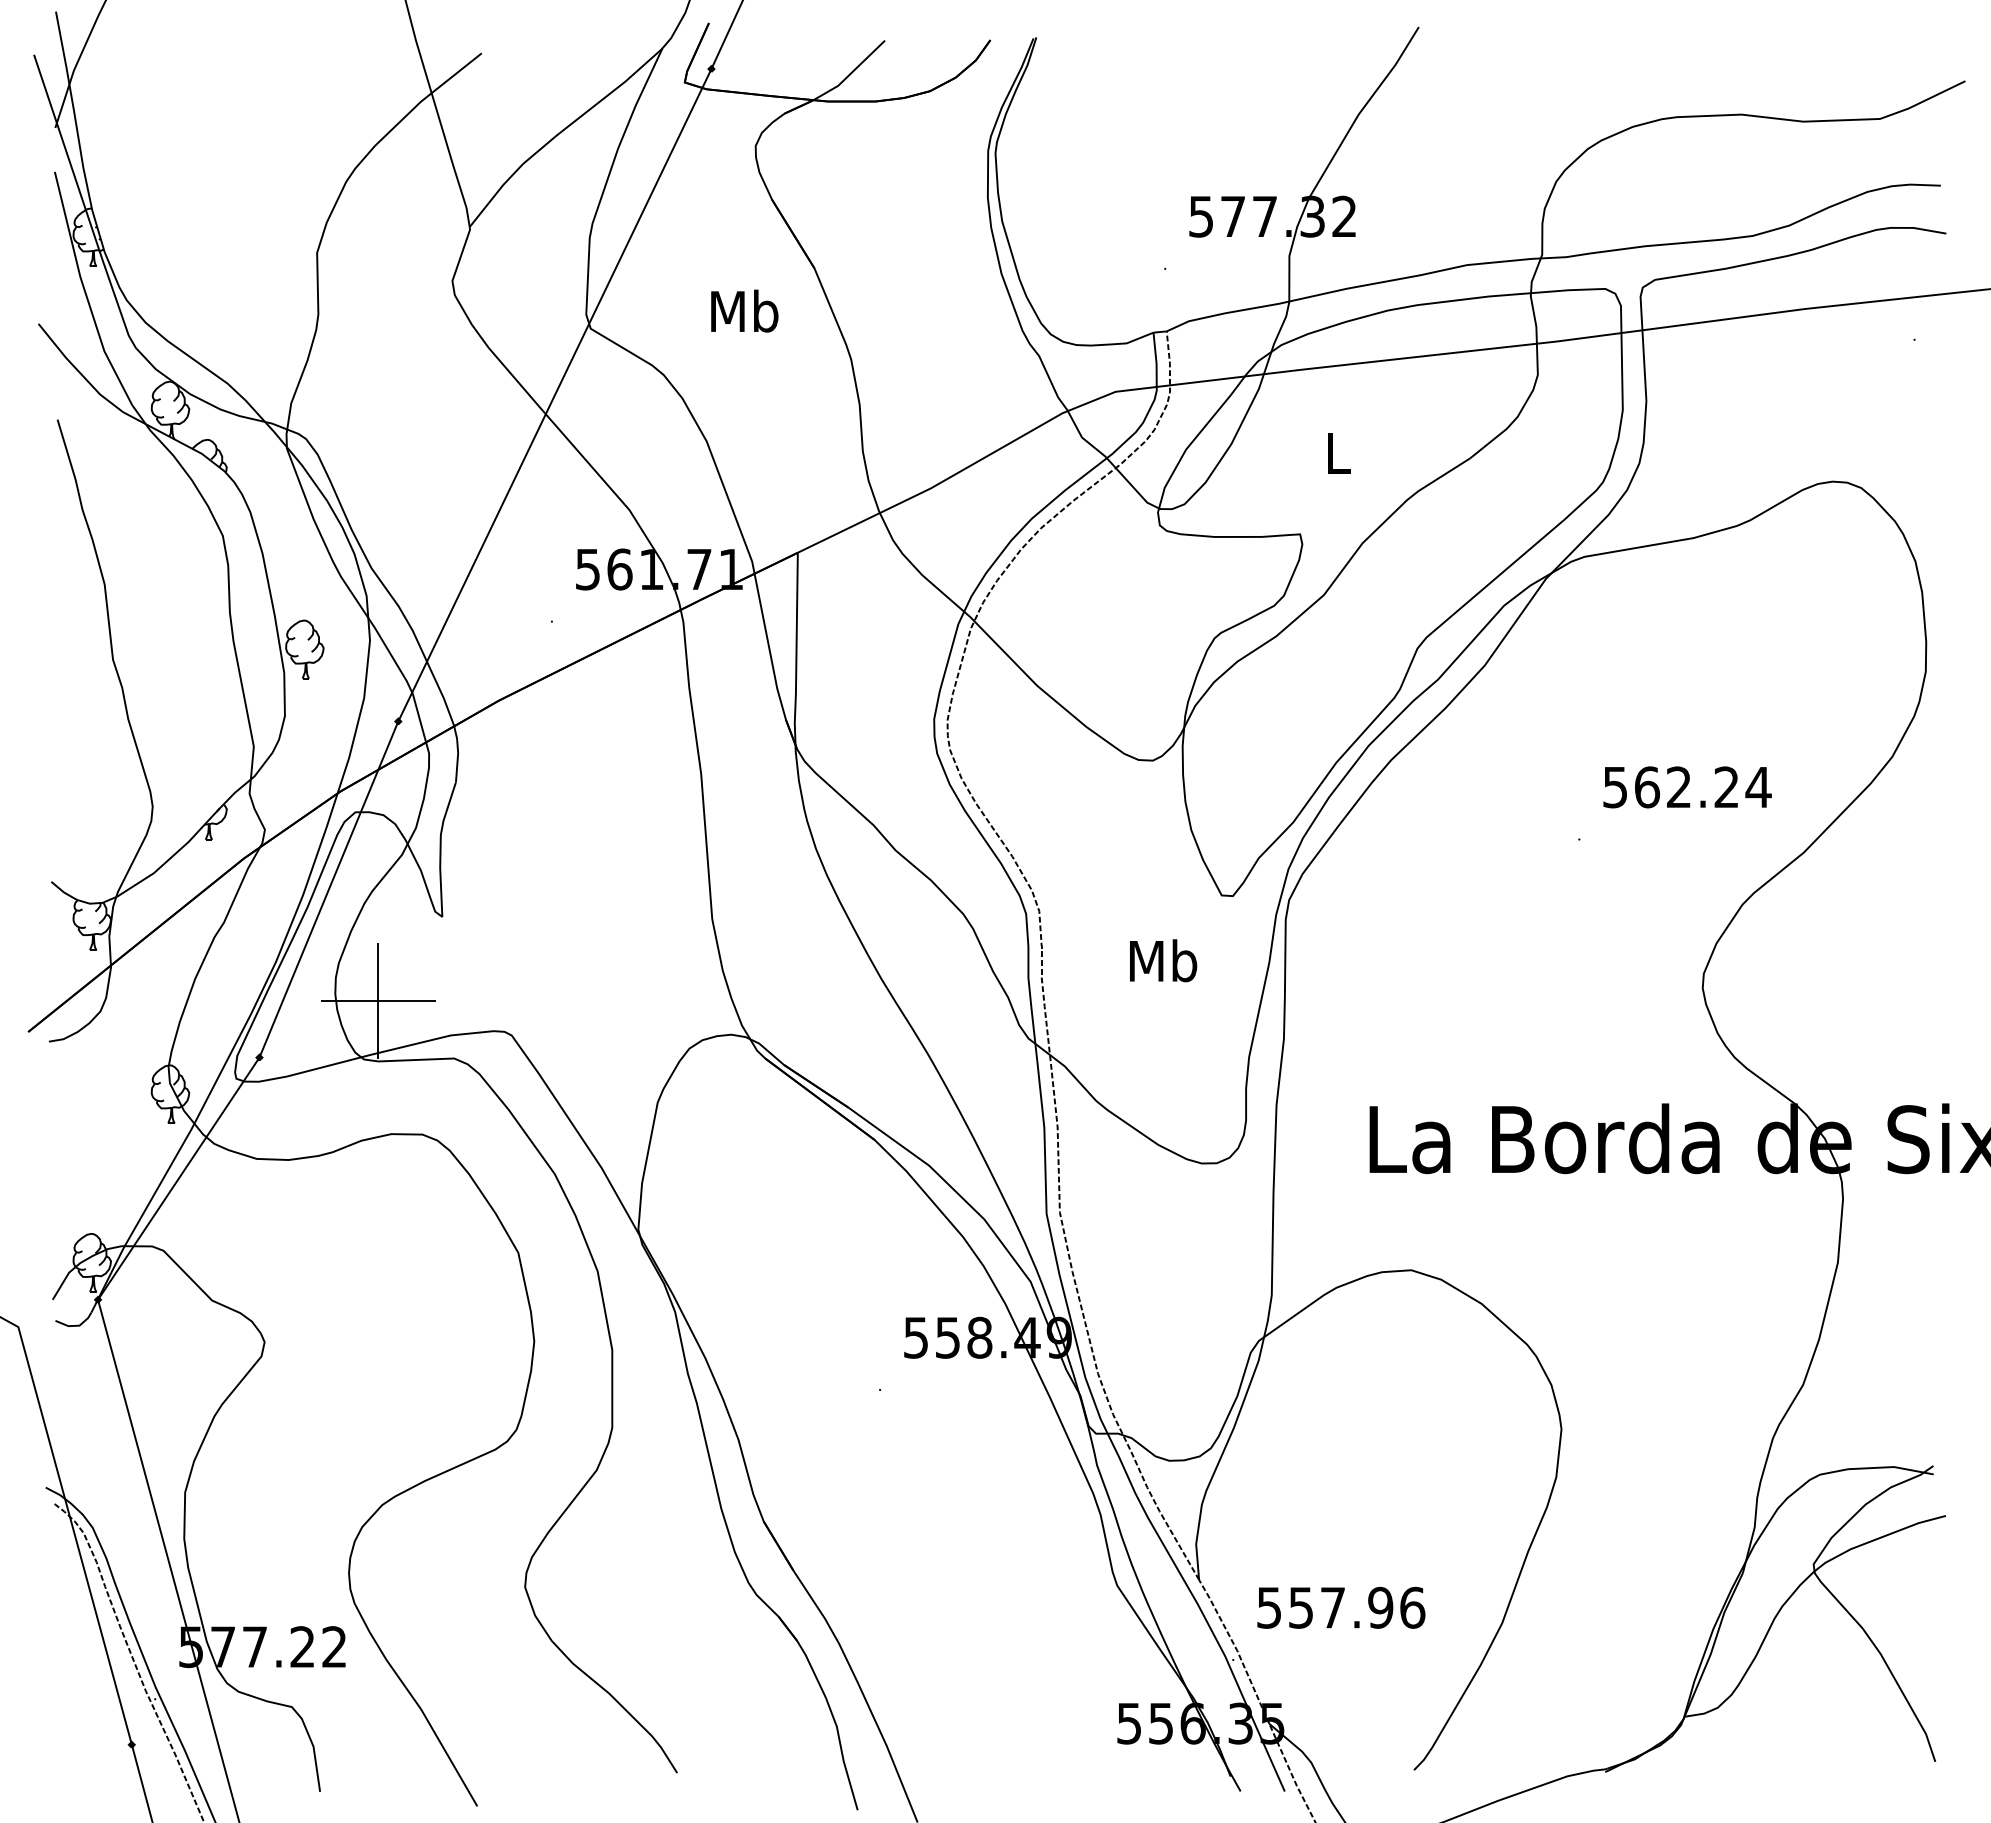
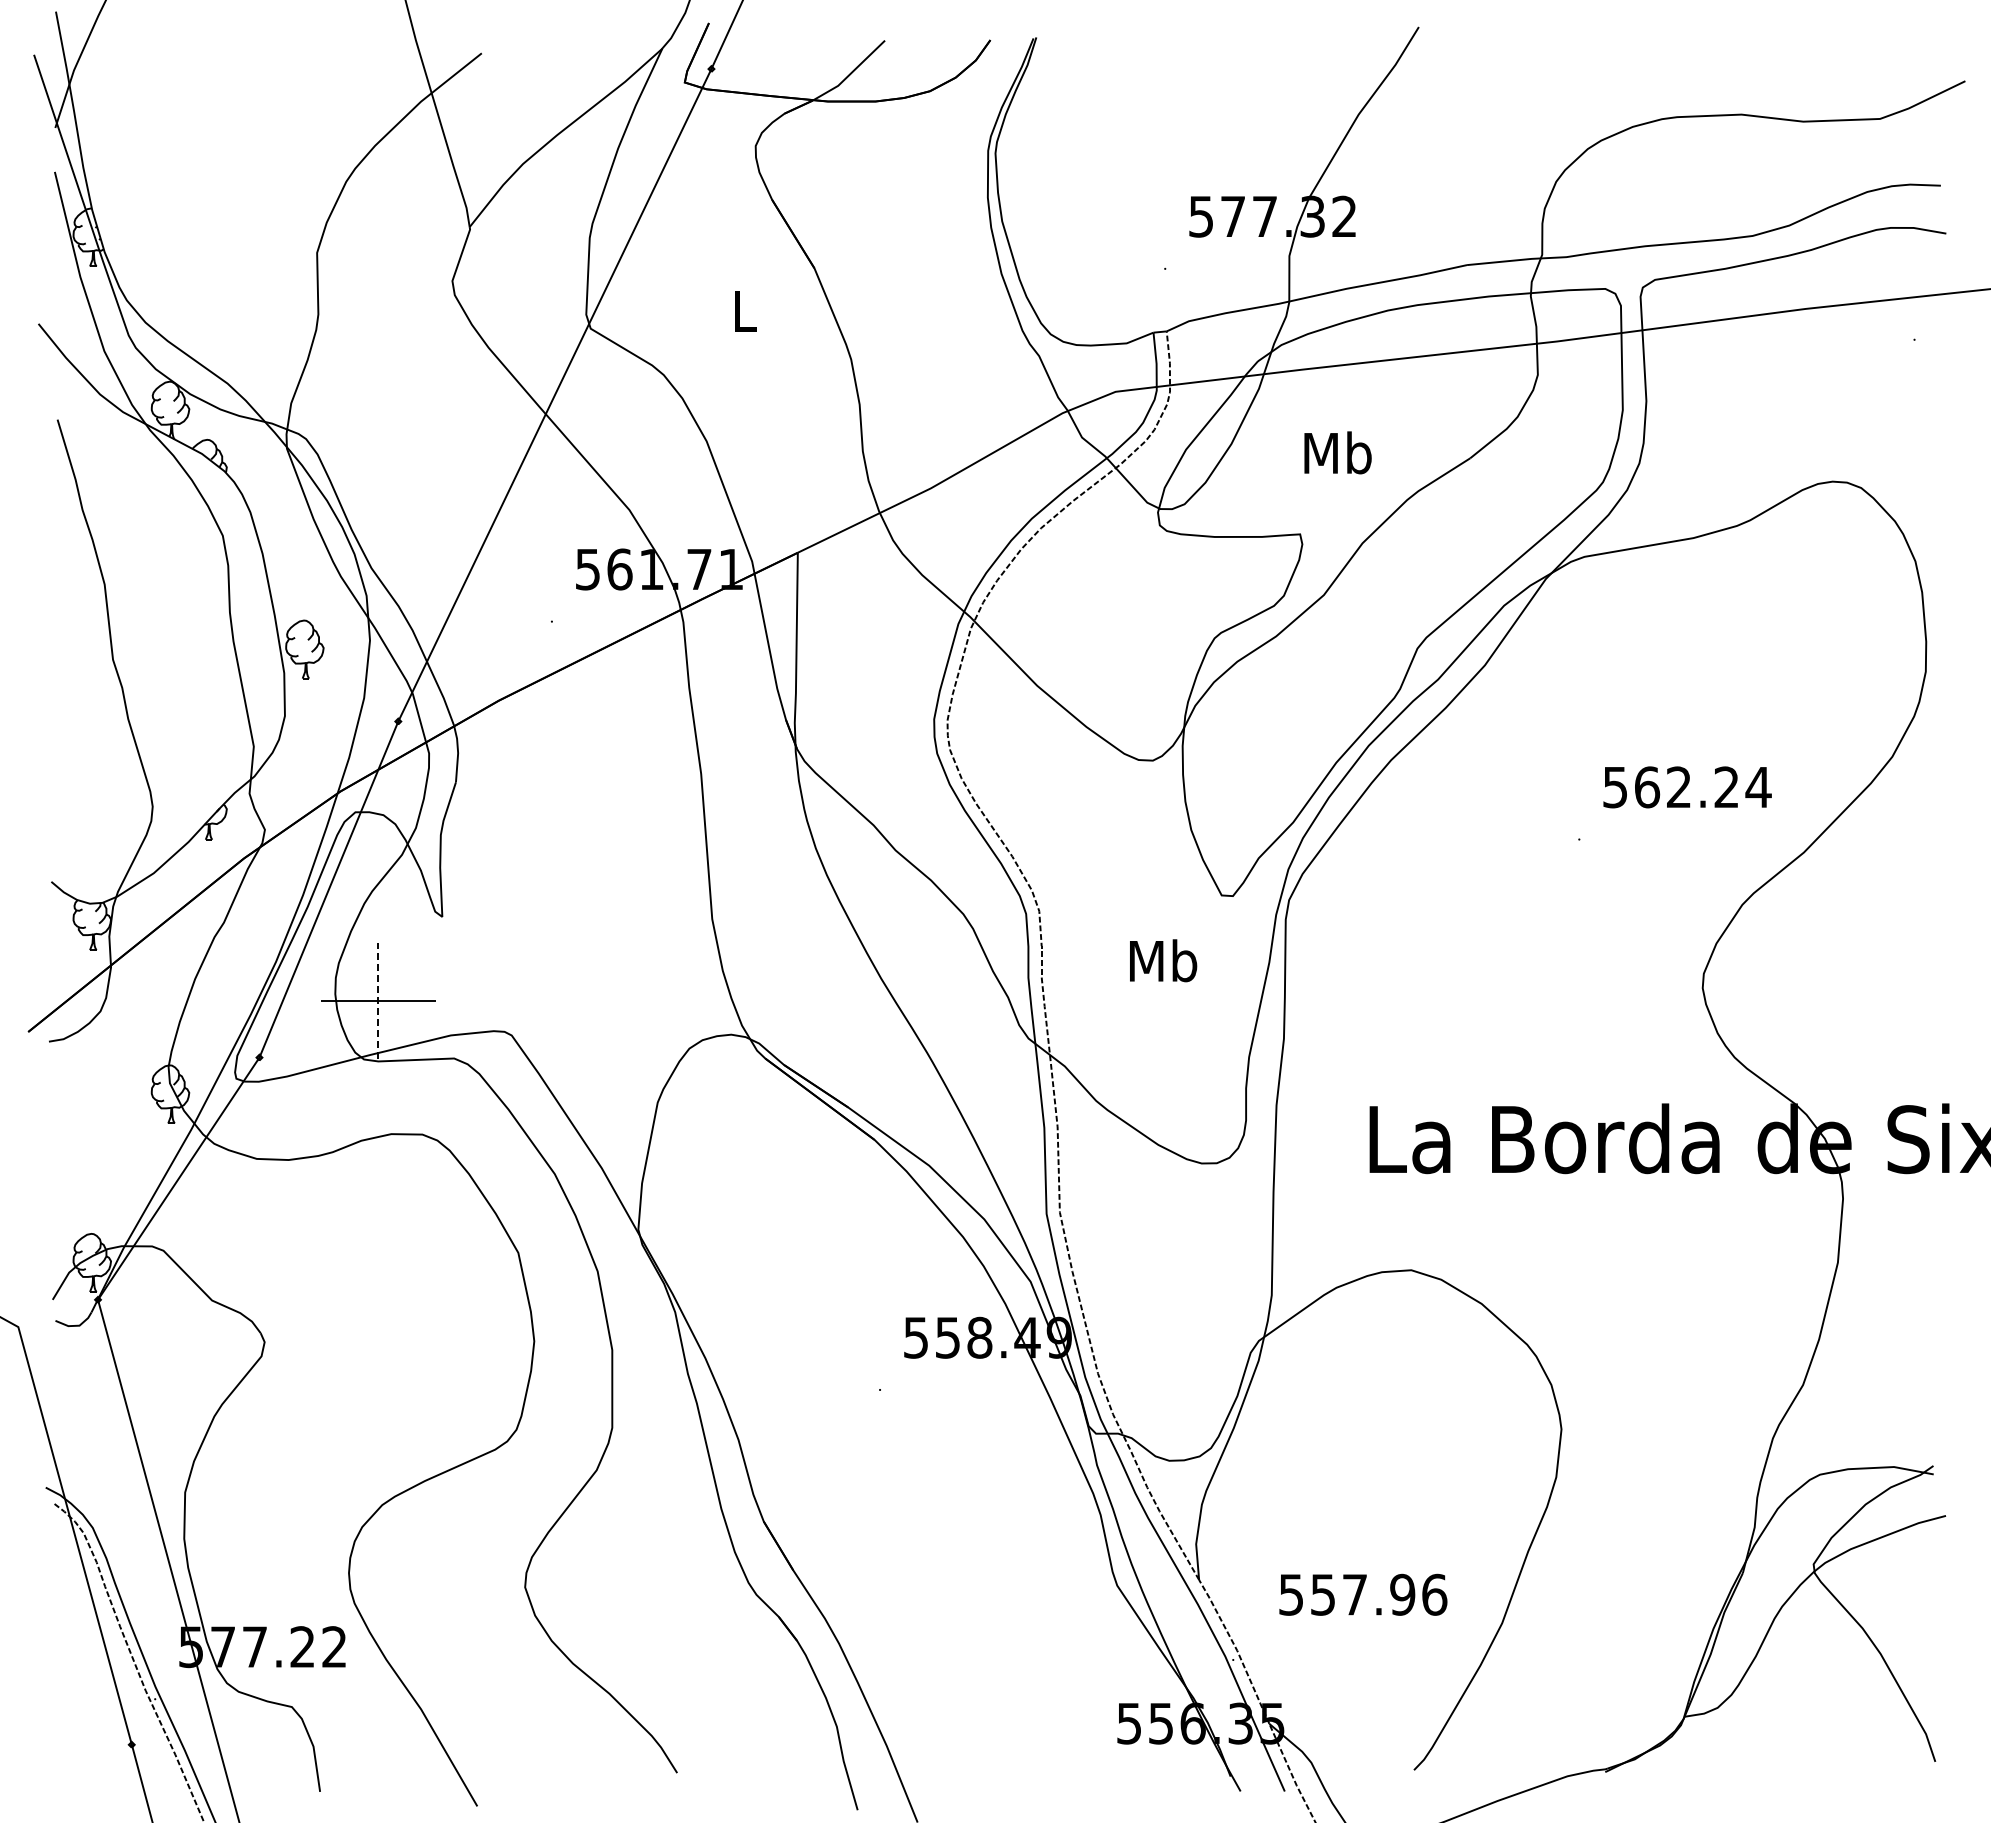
text: Mb -> L (744, 310)
text: L -> Mb (1337, 452)
line: solid -> dashed (378, 1001)
text position: (1341, 1607) -> (1363, 1594) (1363, 1594)
